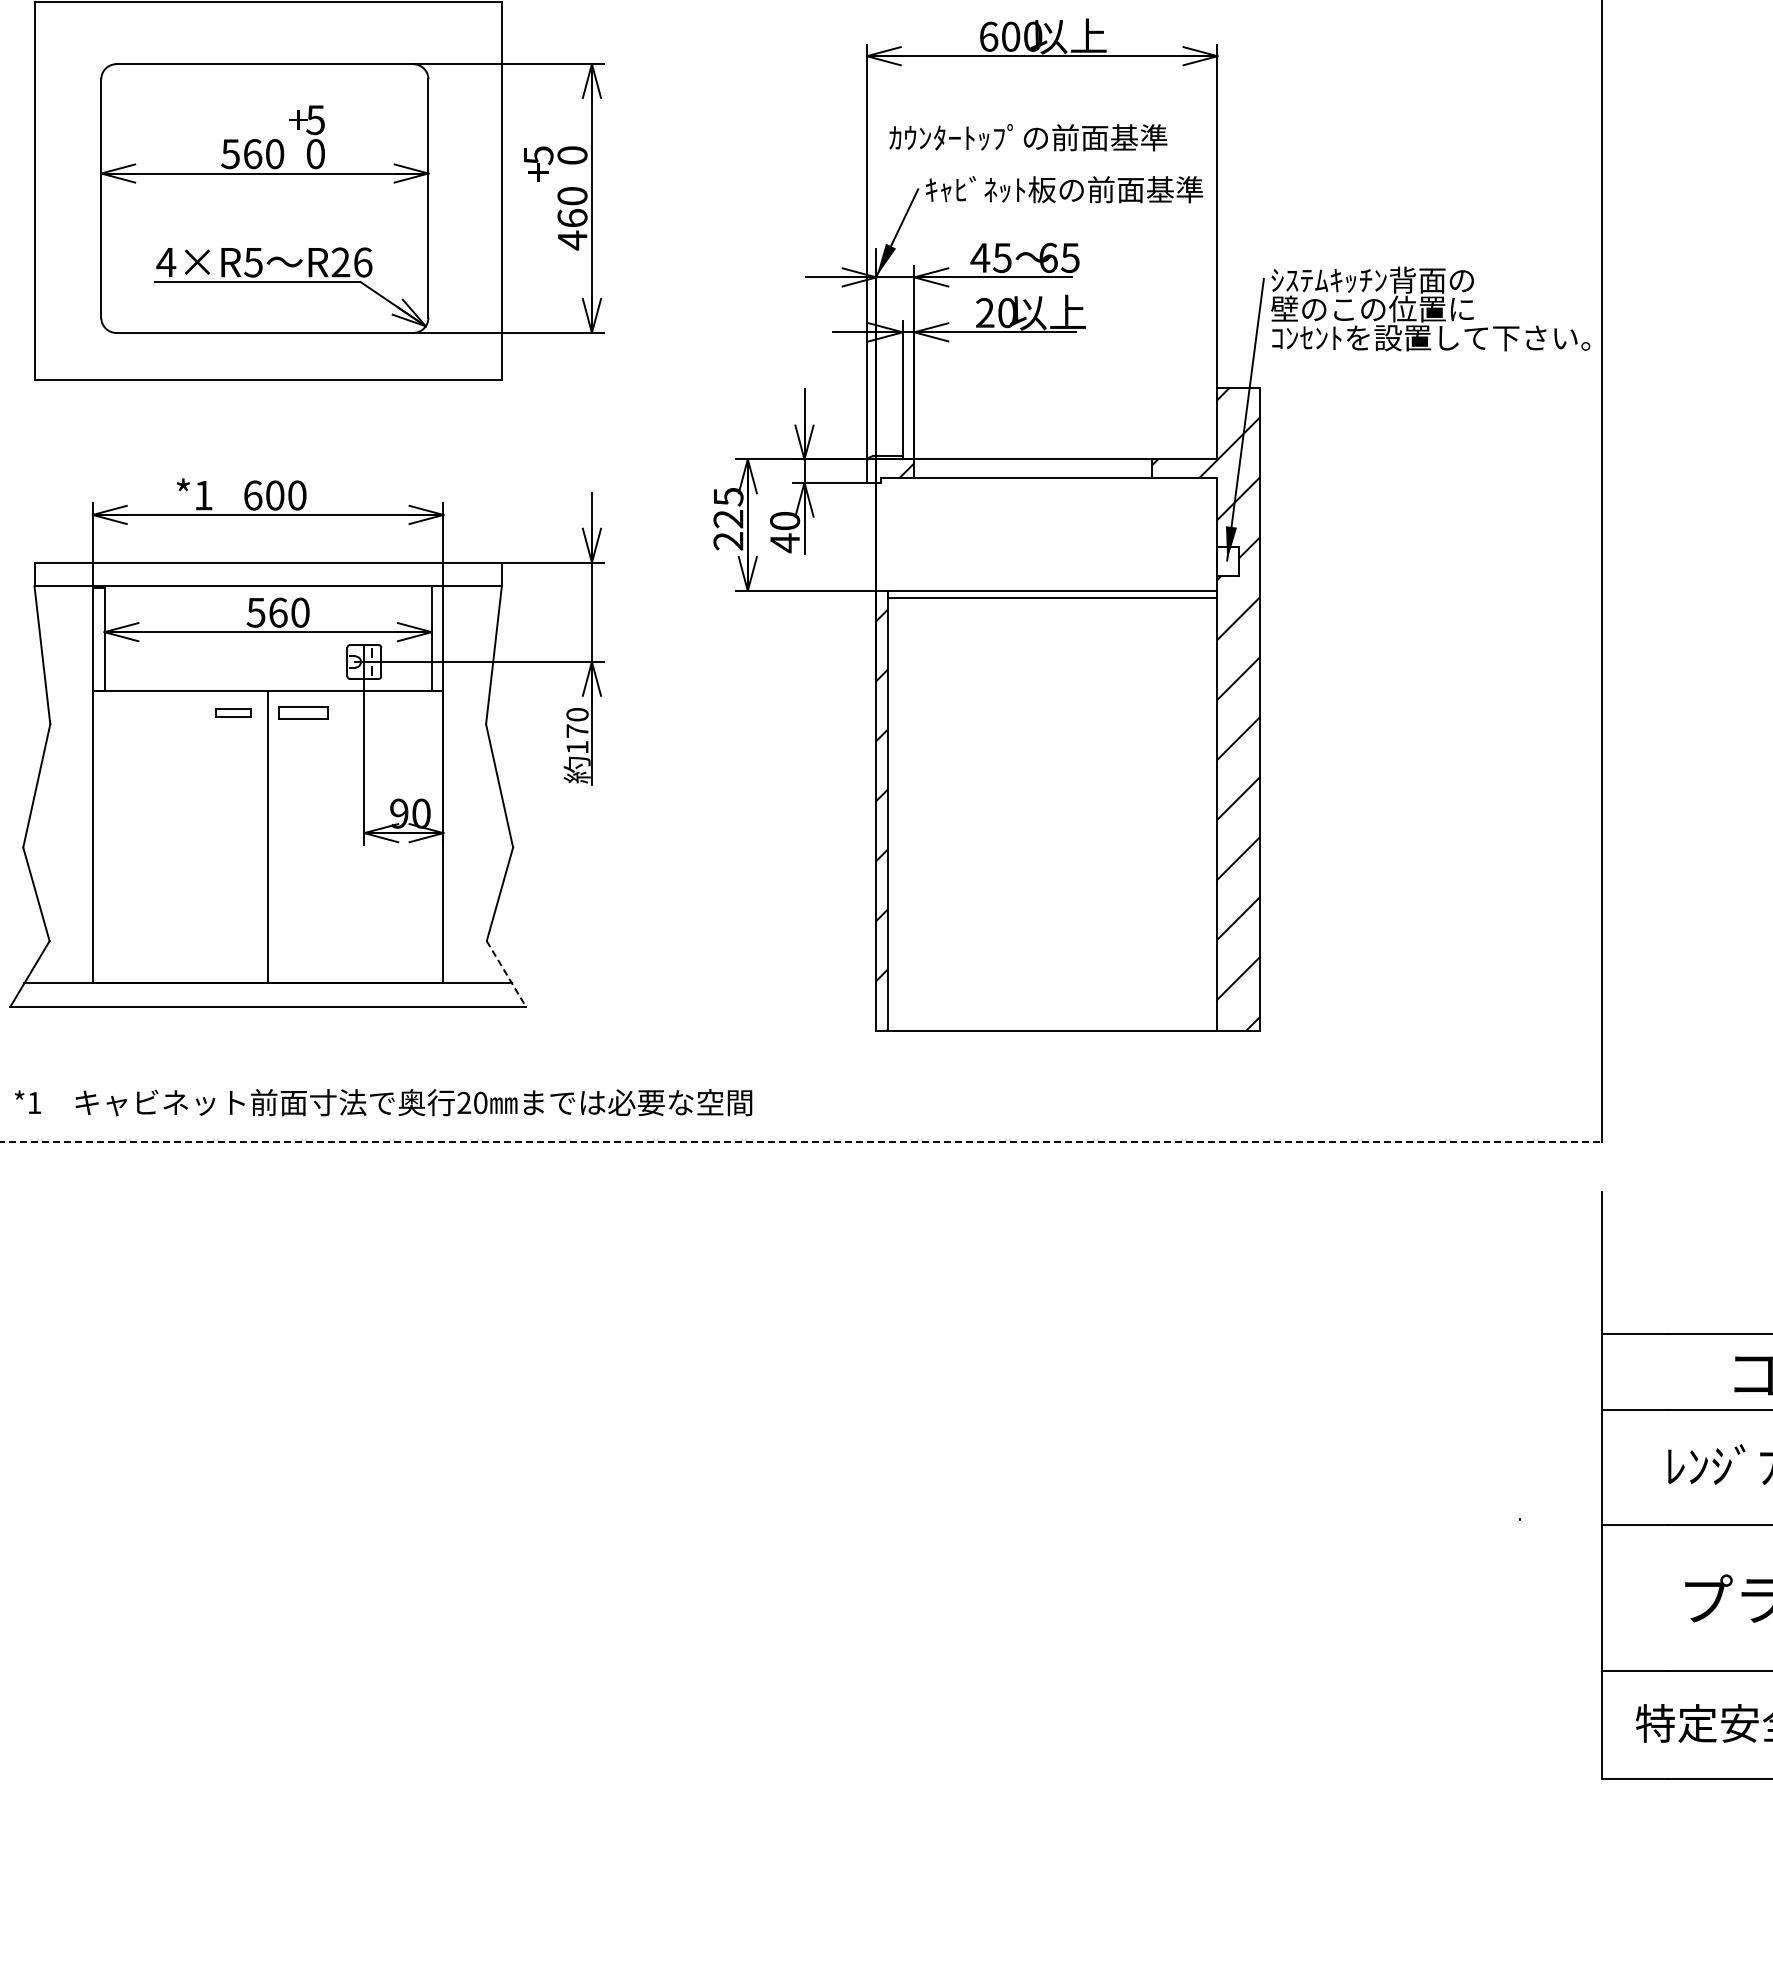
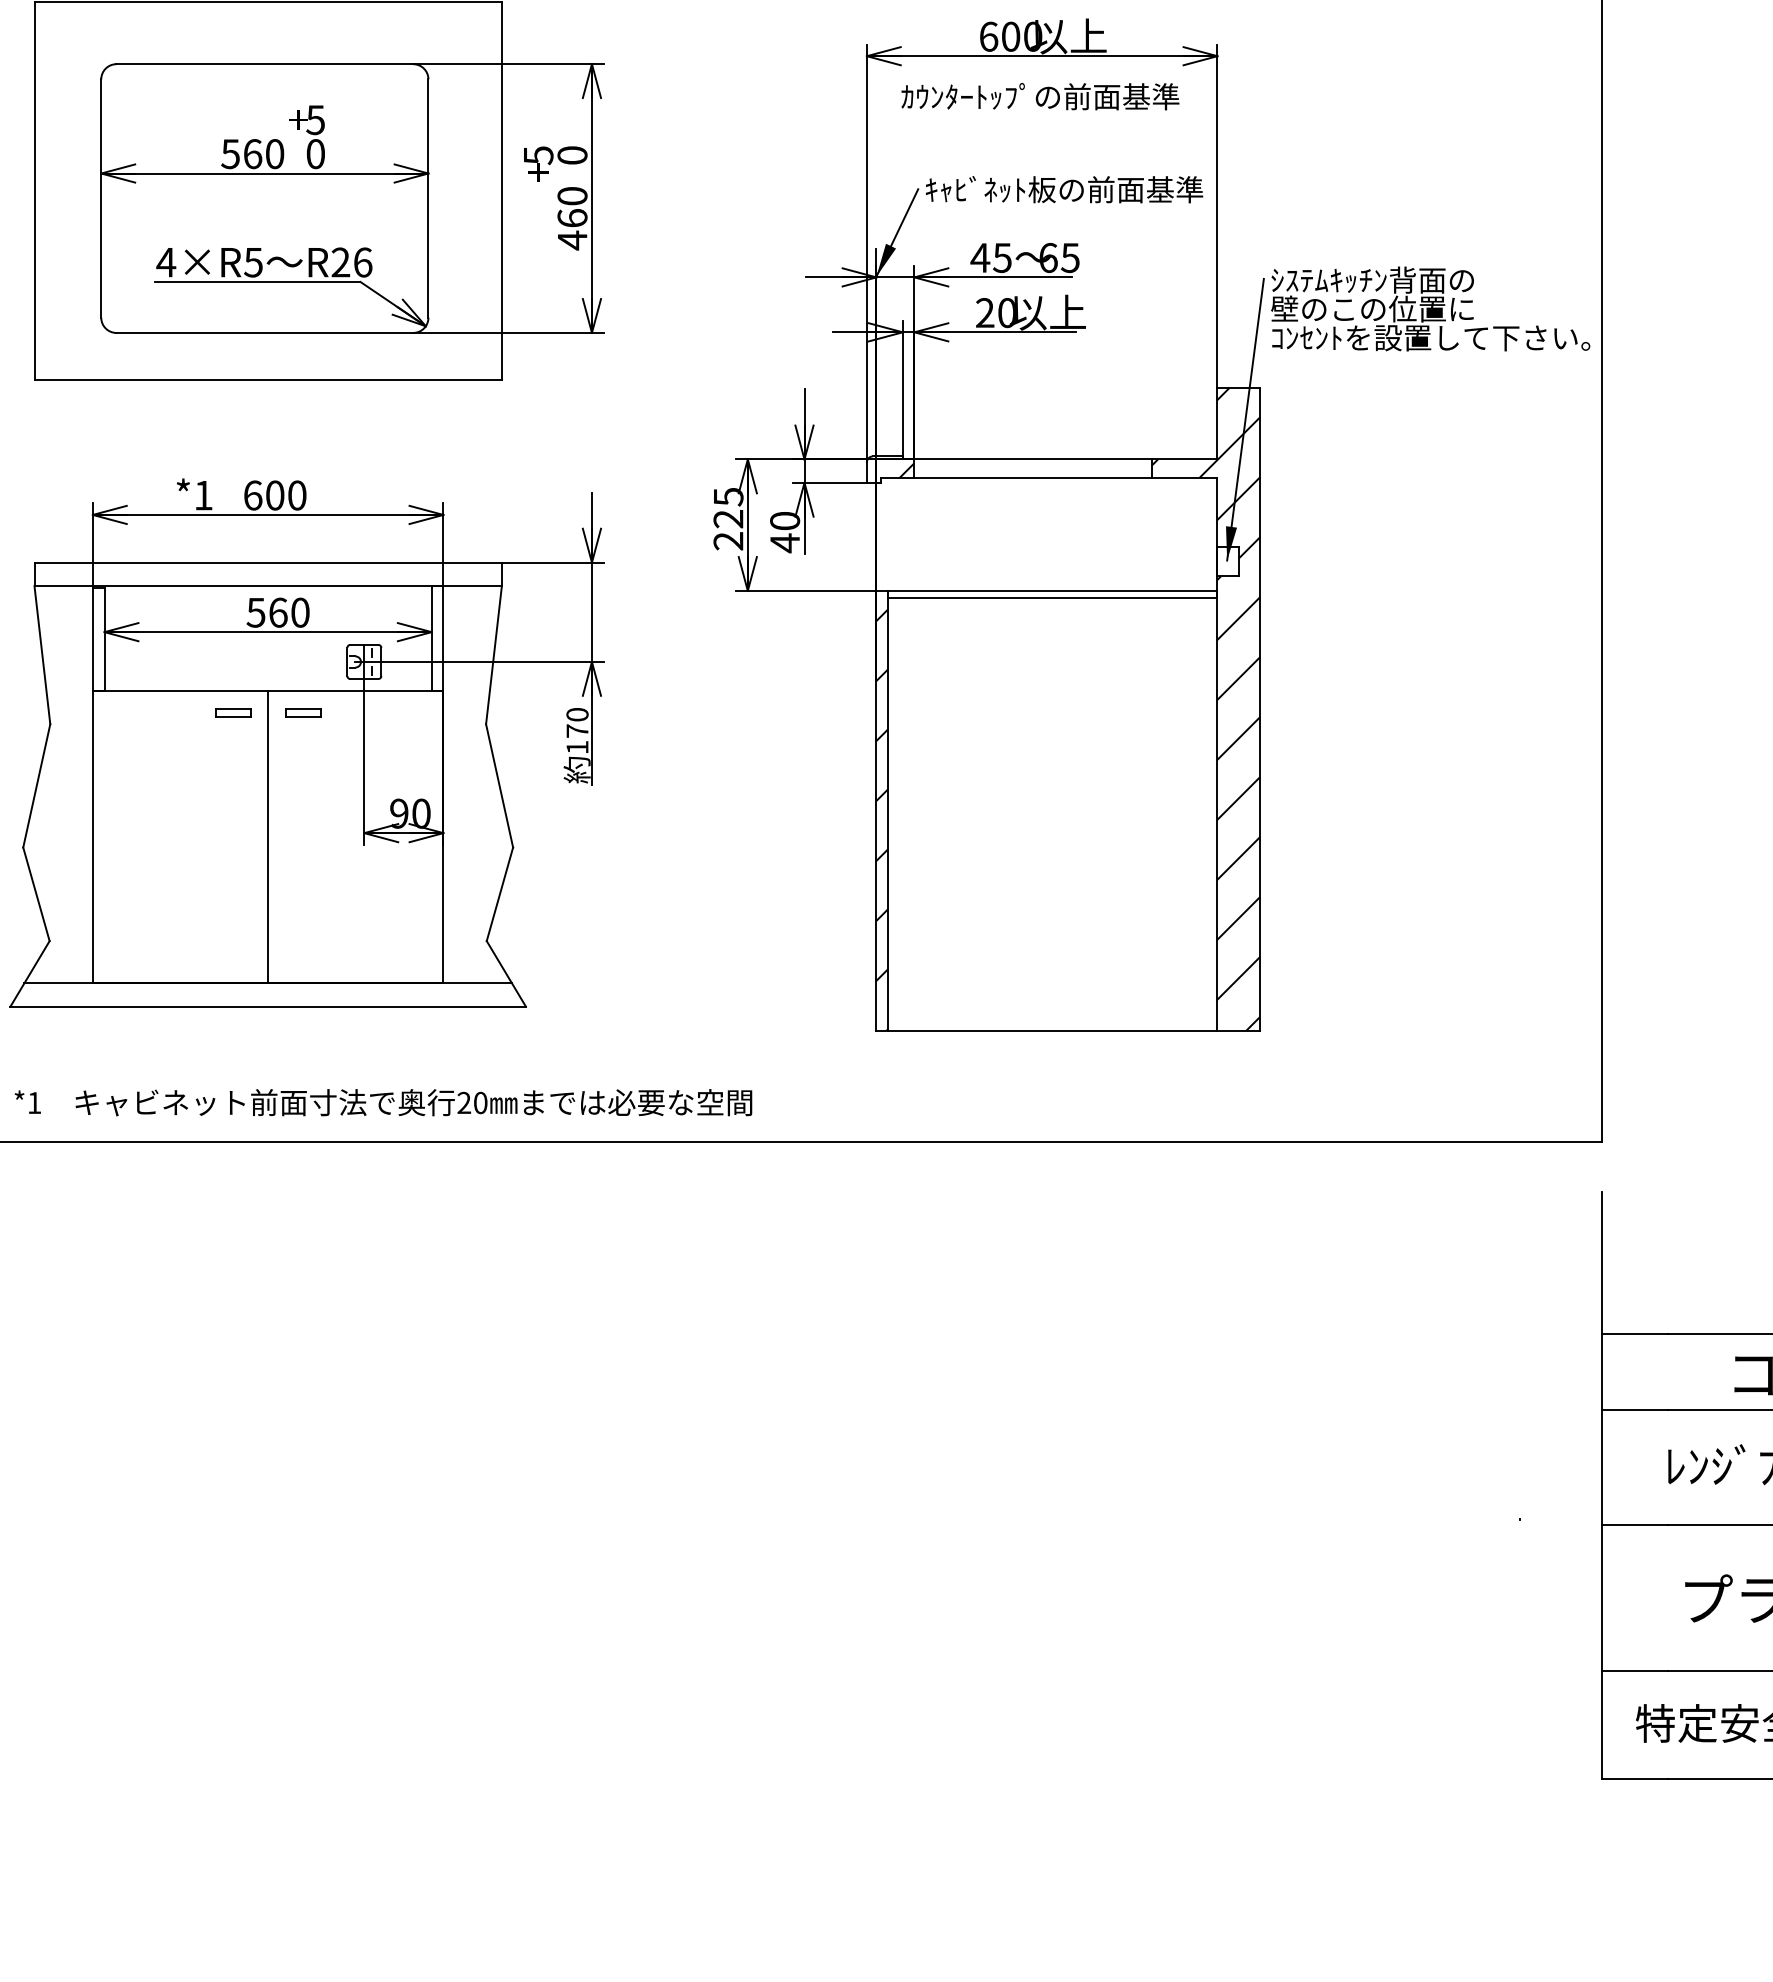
text position: (1028, 137) -> (1040, 96) (1040, 96)
part size: 51x14 px -> 37x10 px (303, 712)
line: dashed -> solid (506, 974)
line: dashed -> solid (801, 1141)
